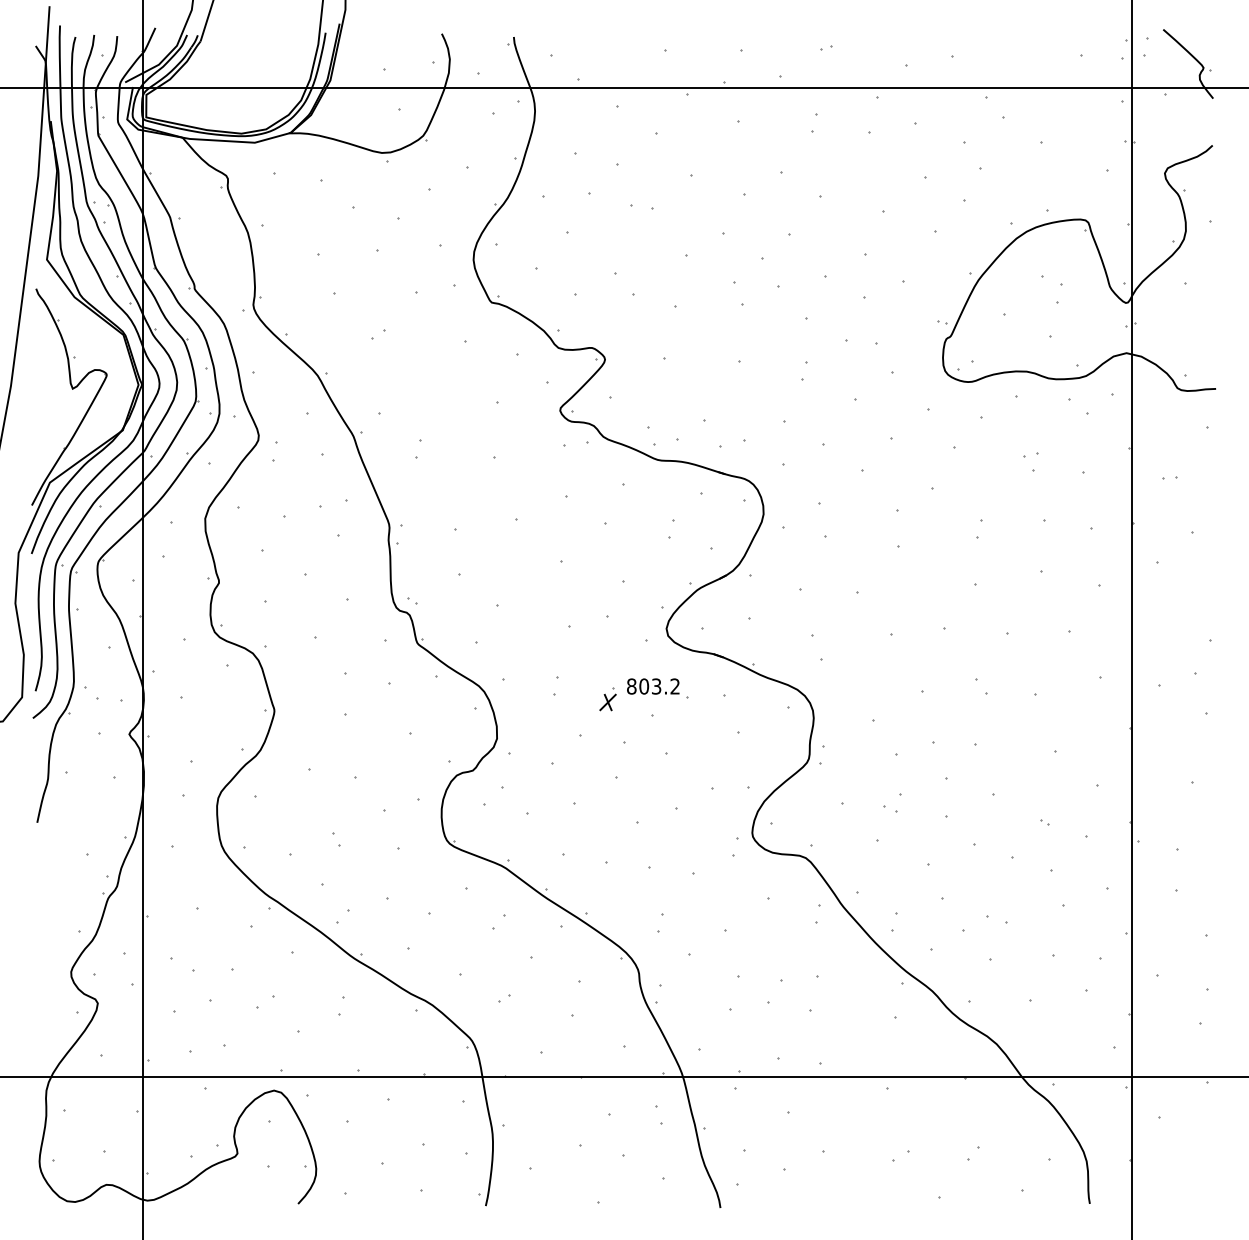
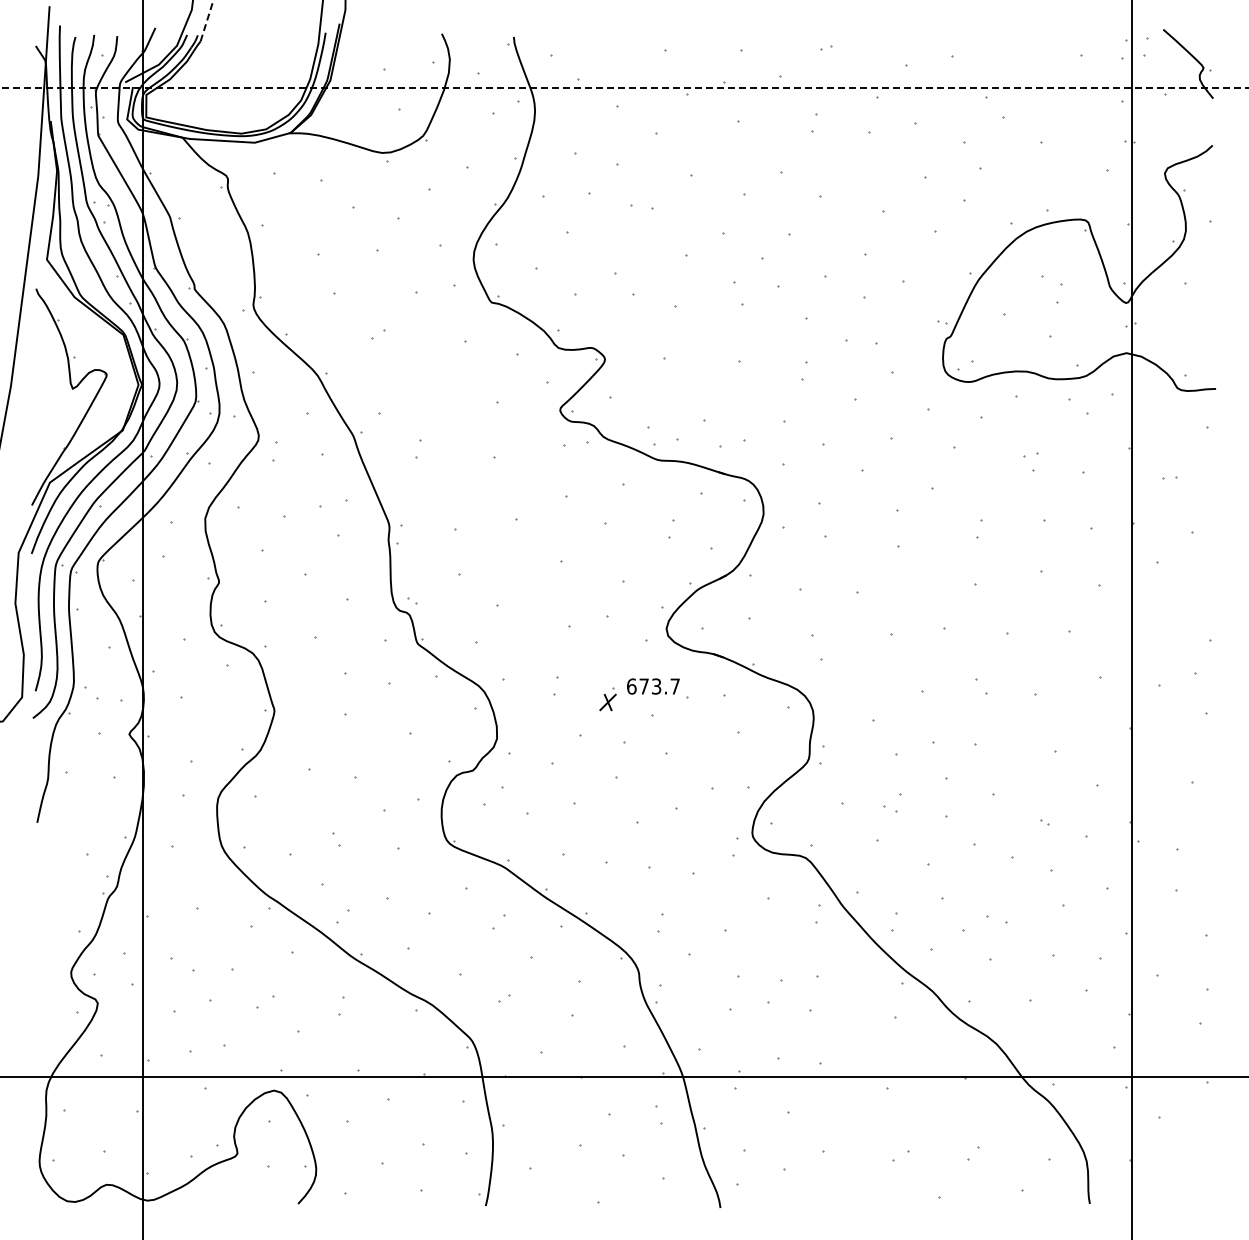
line: solid -> dashed (207, 20)
line: solid -> dashed (624, 88)
text: 803.2 -> 673.7 (653, 686)
